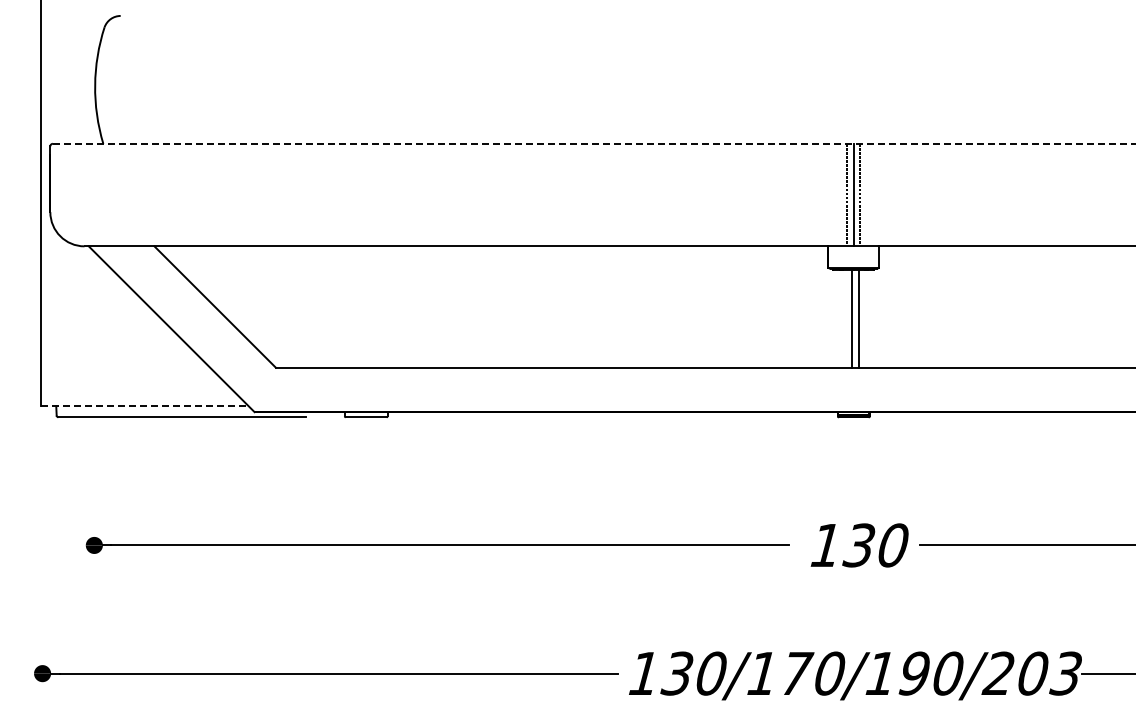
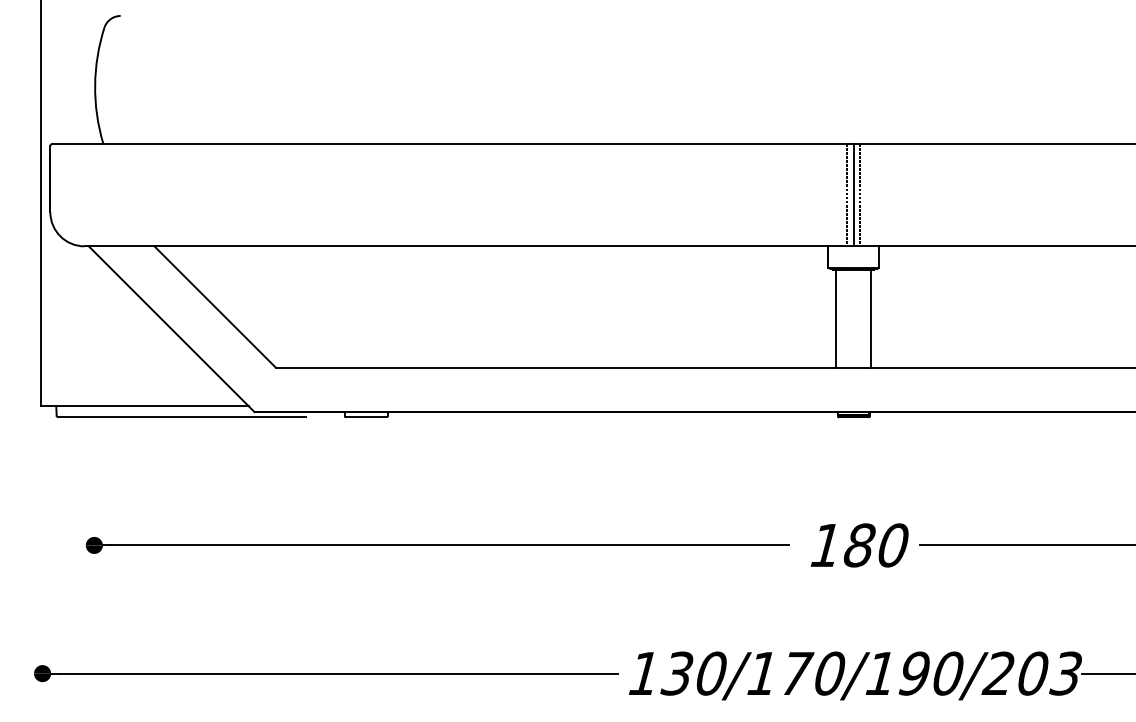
line: dashed -> solid (594, 143)
line position: (852, 318) -> (836, 318) (836, 318)
line position: (859, 318) -> (871, 318) (871, 318)
line: dashed -> solid (145, 406)
text: 130 -> 180 (858, 545)
